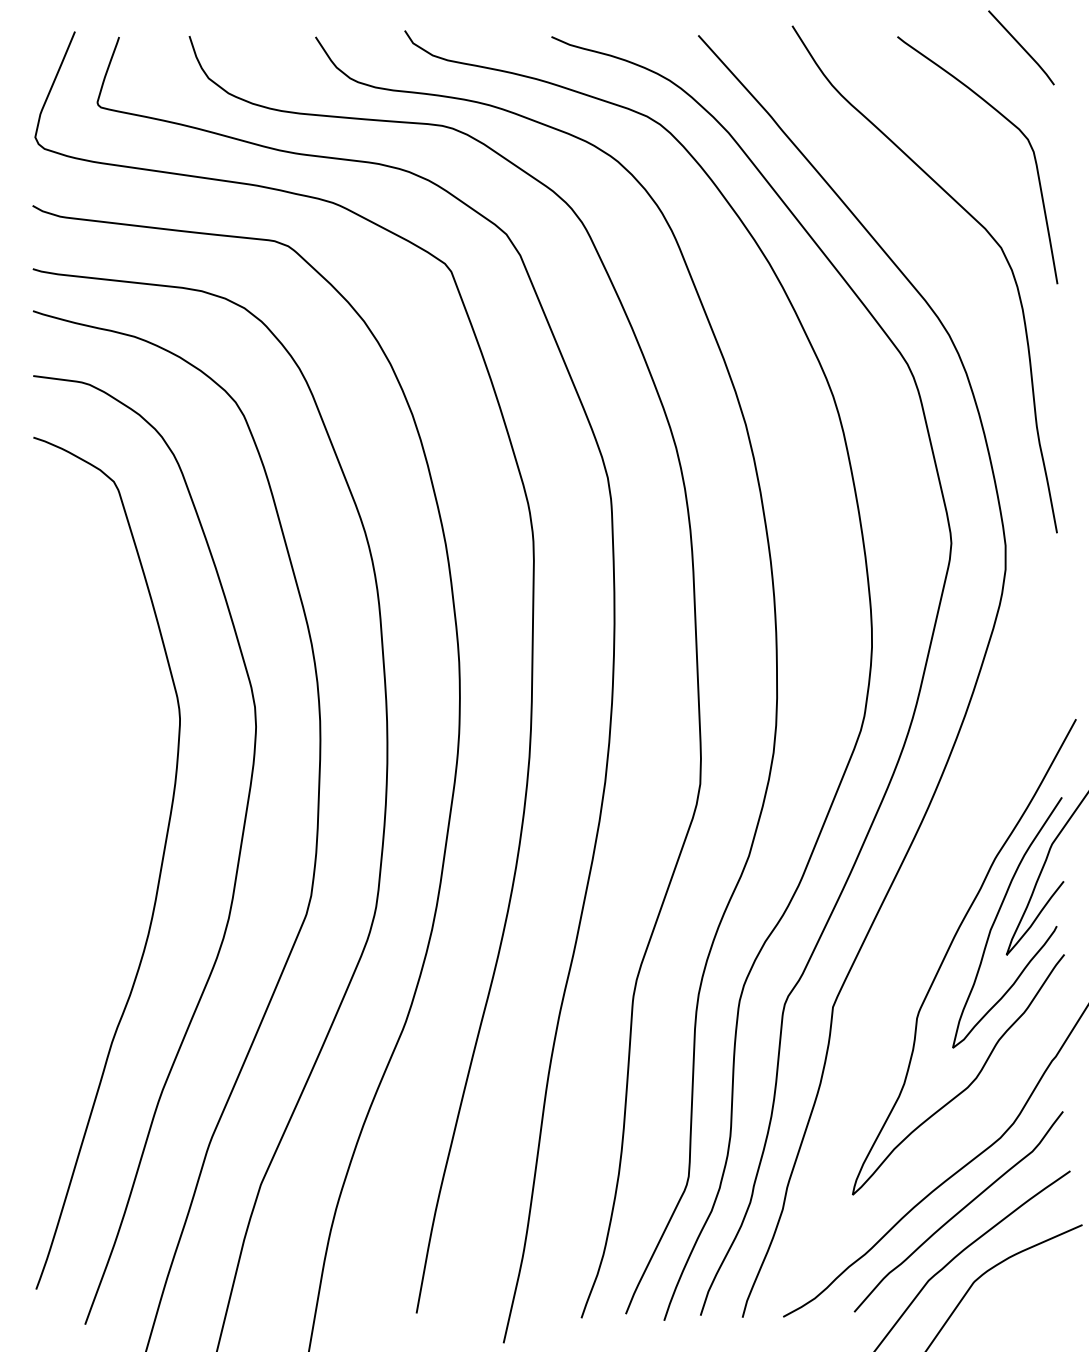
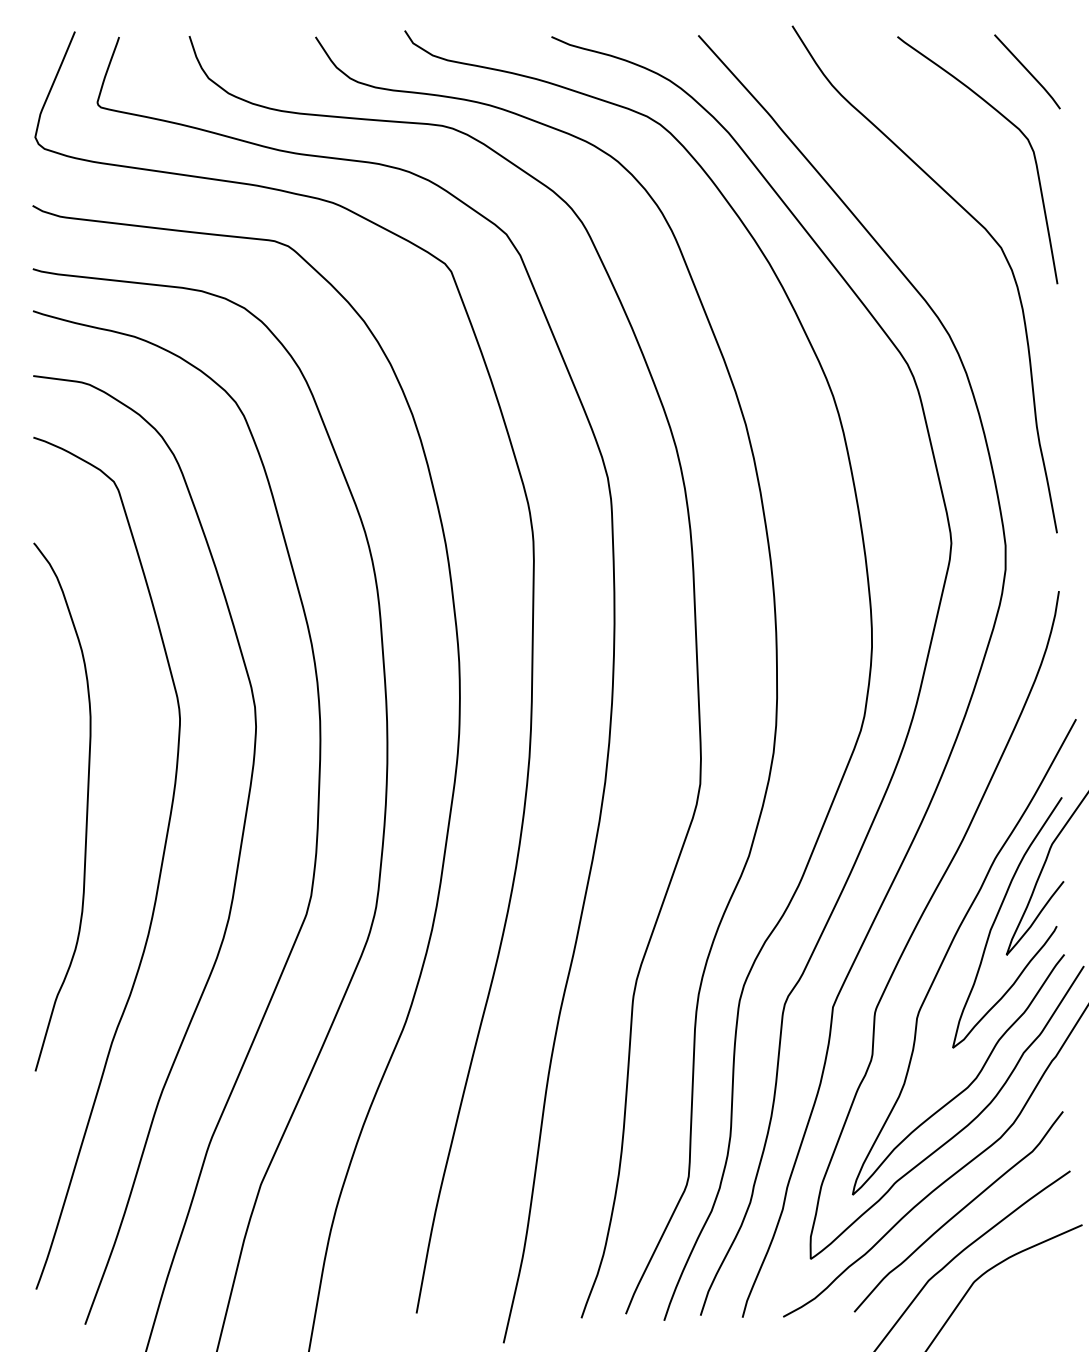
line position: (1021, 47) -> (1027, 71) (1027, 71)
curve: none -> present (86, 806)
curve: none -> present (923, 914)
